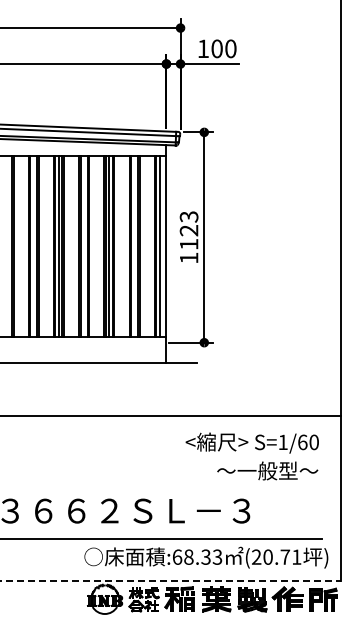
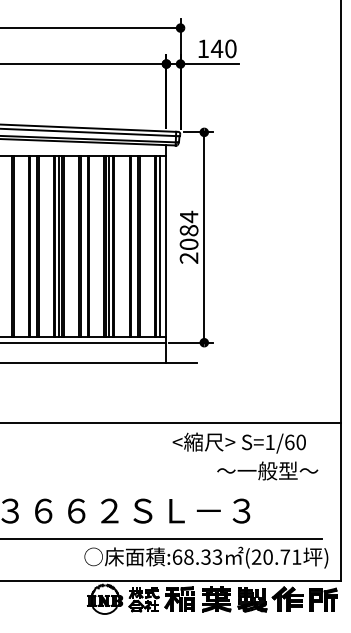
text: 100 -> 140 (216, 48)
text: 1123 -> 2084 (188, 236)
line: none -> present (84, 342)
line position: (171, 416) -> (171, 423) (171, 423)
text position: (251, 442) -> (238, 442) (238, 442)
line: dashed -> solid (170, 580)
